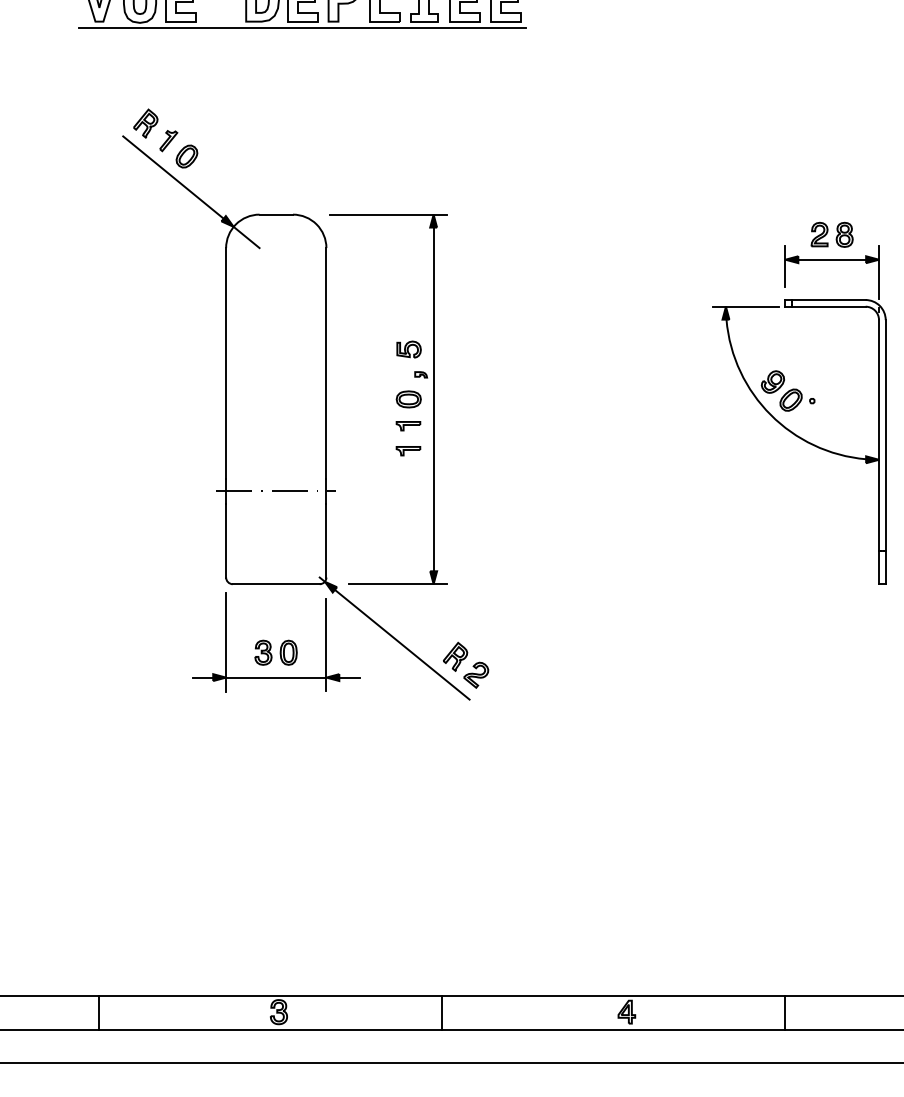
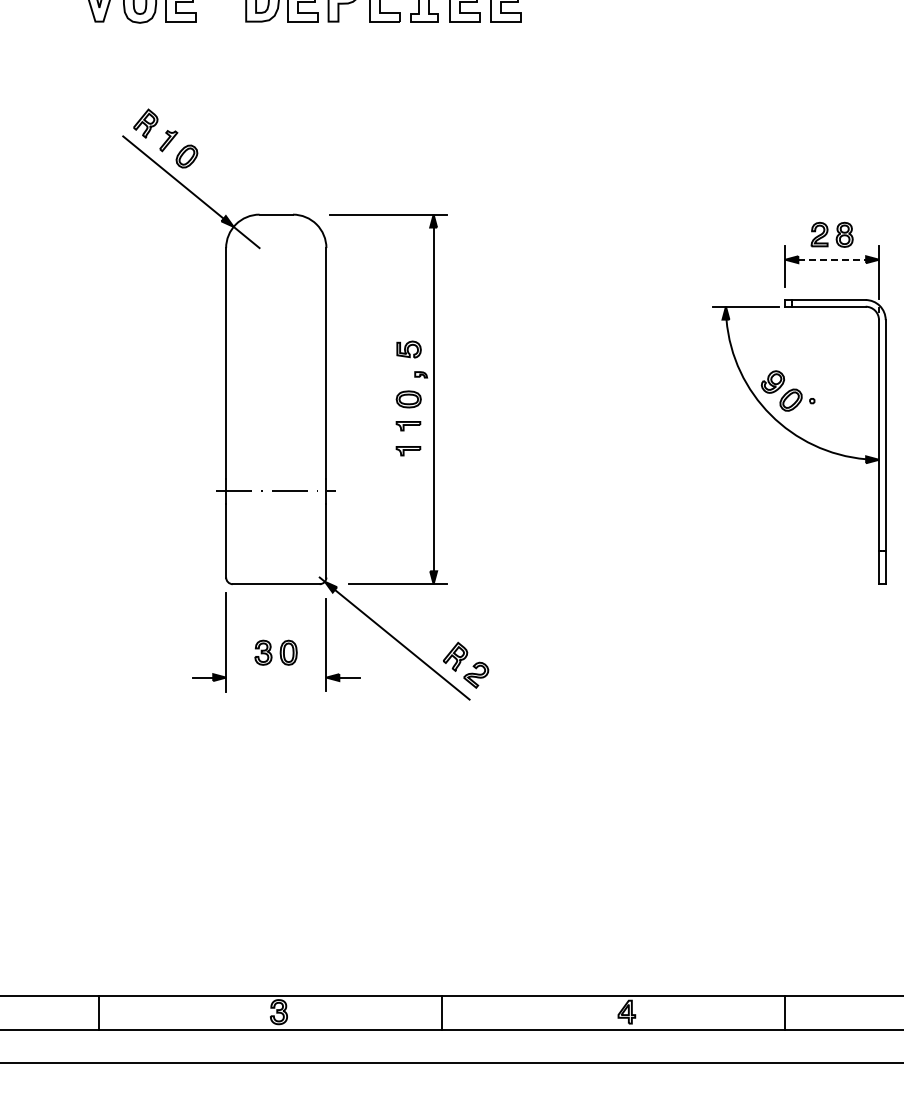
line: present -> none (302, 28)
line: solid -> dashed (832, 259)
line: present -> none (276, 677)
